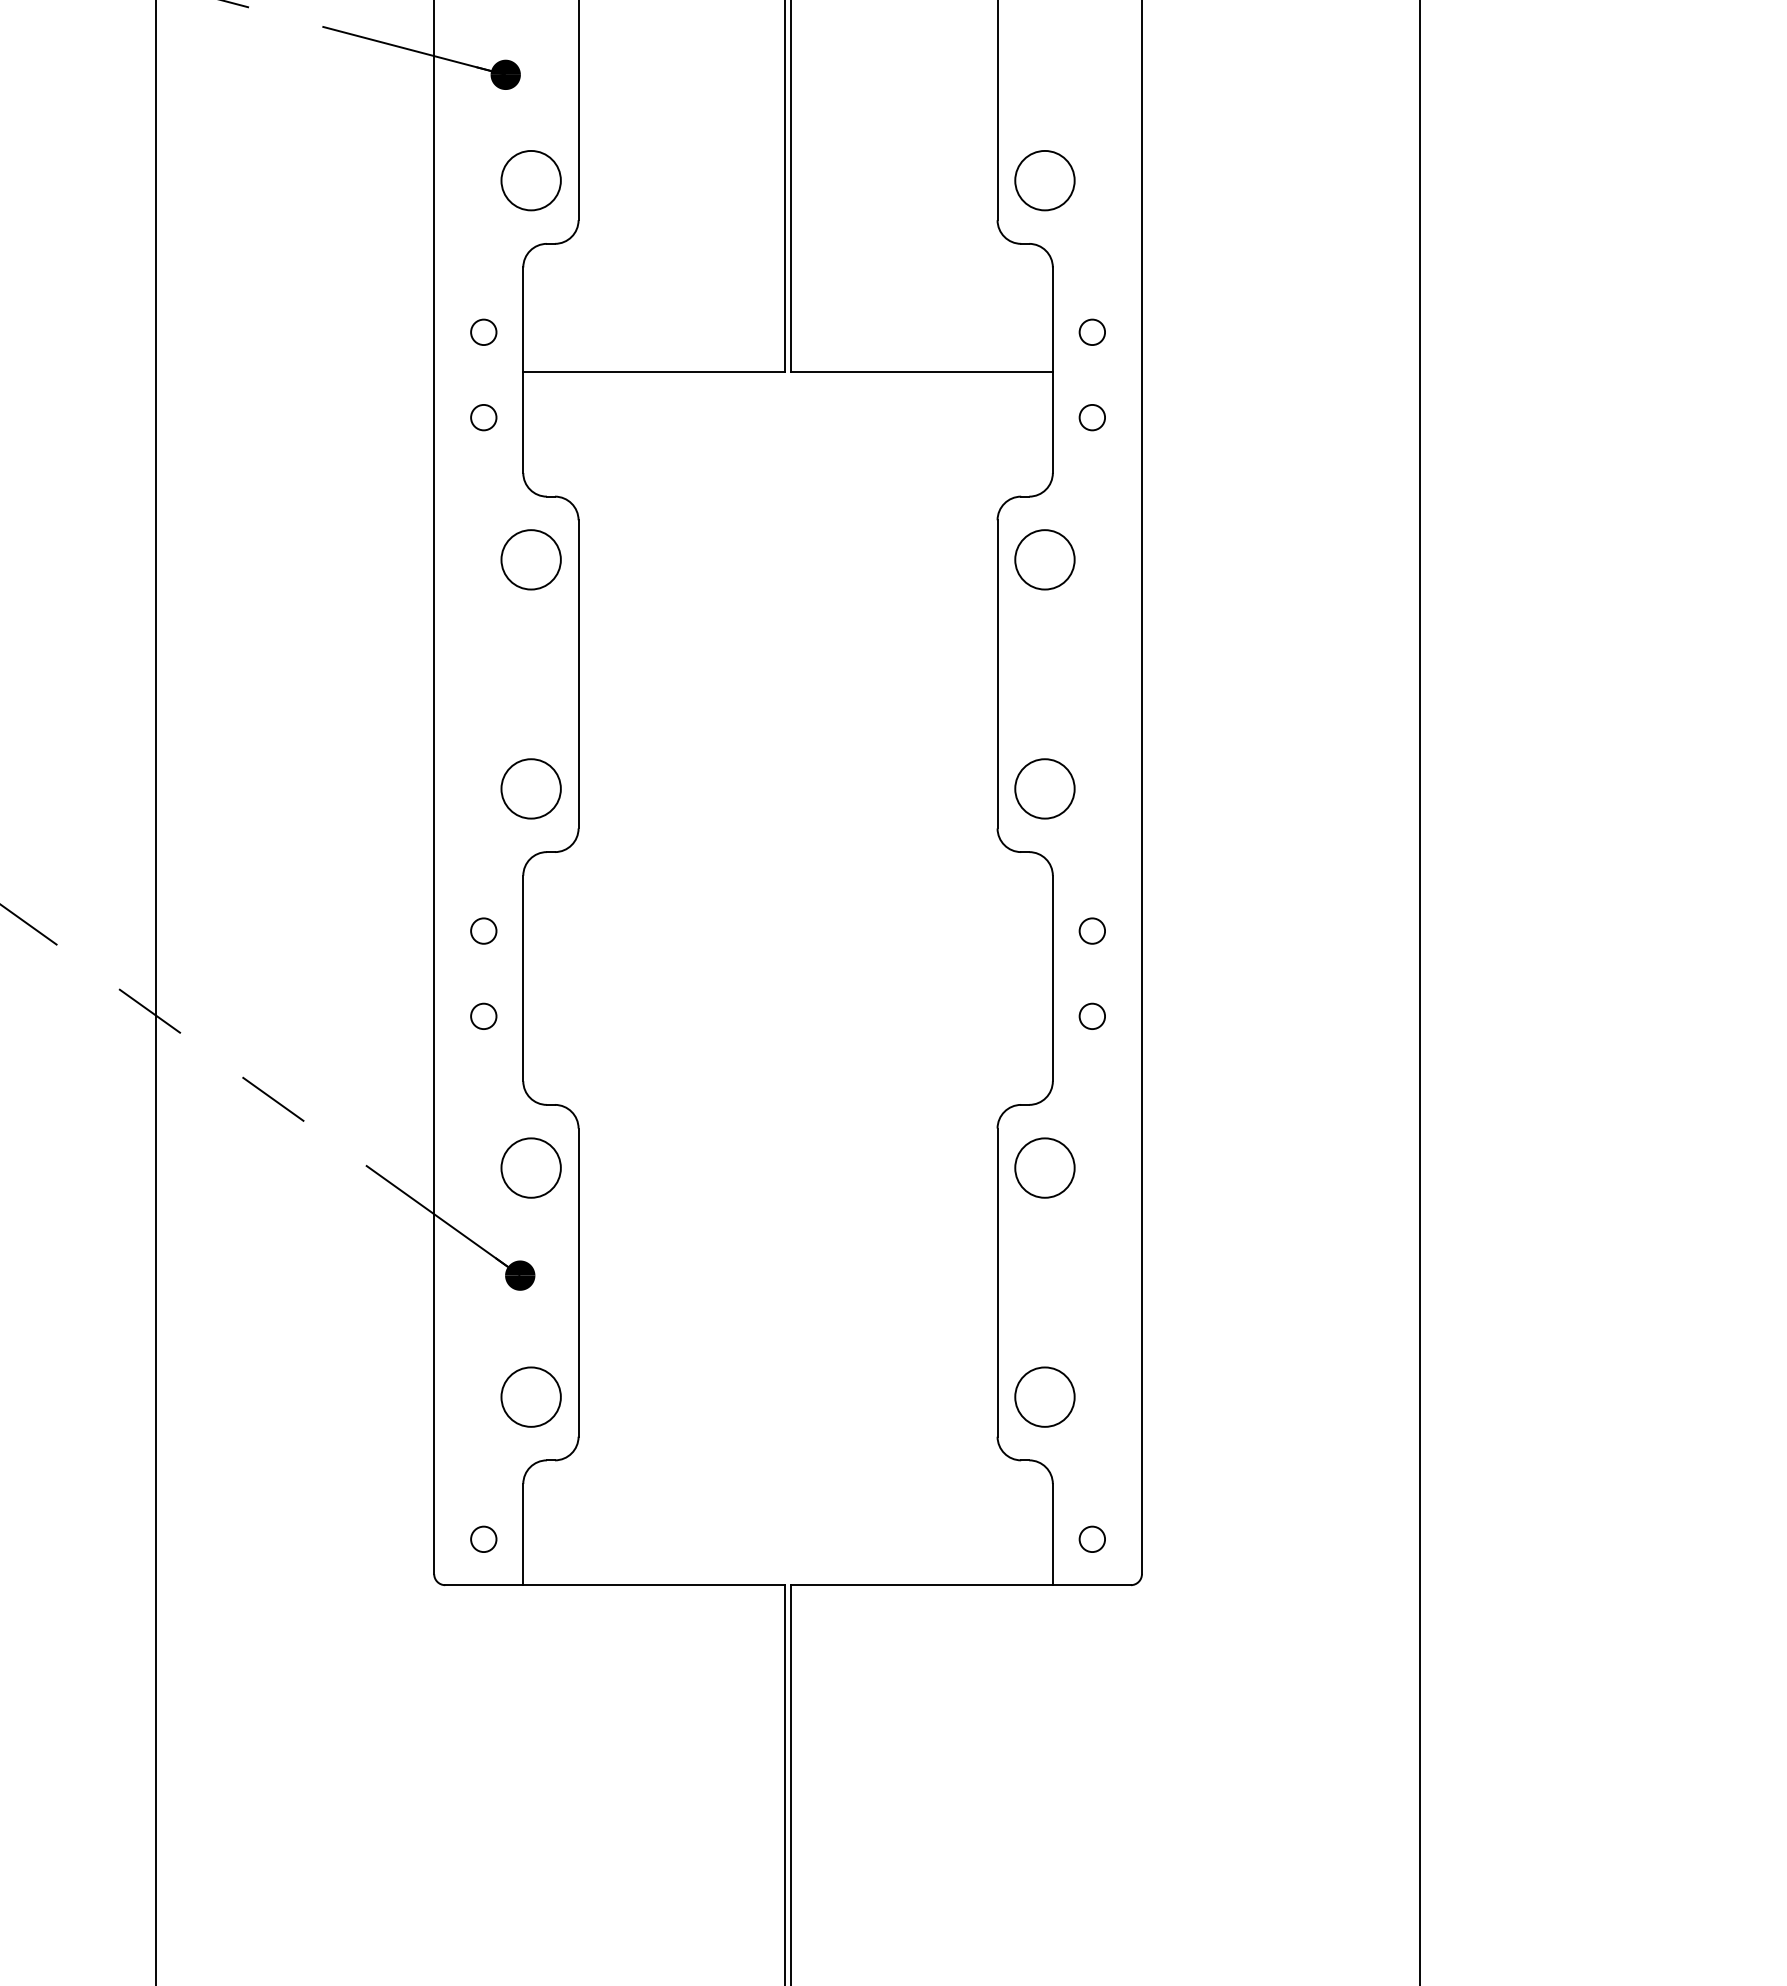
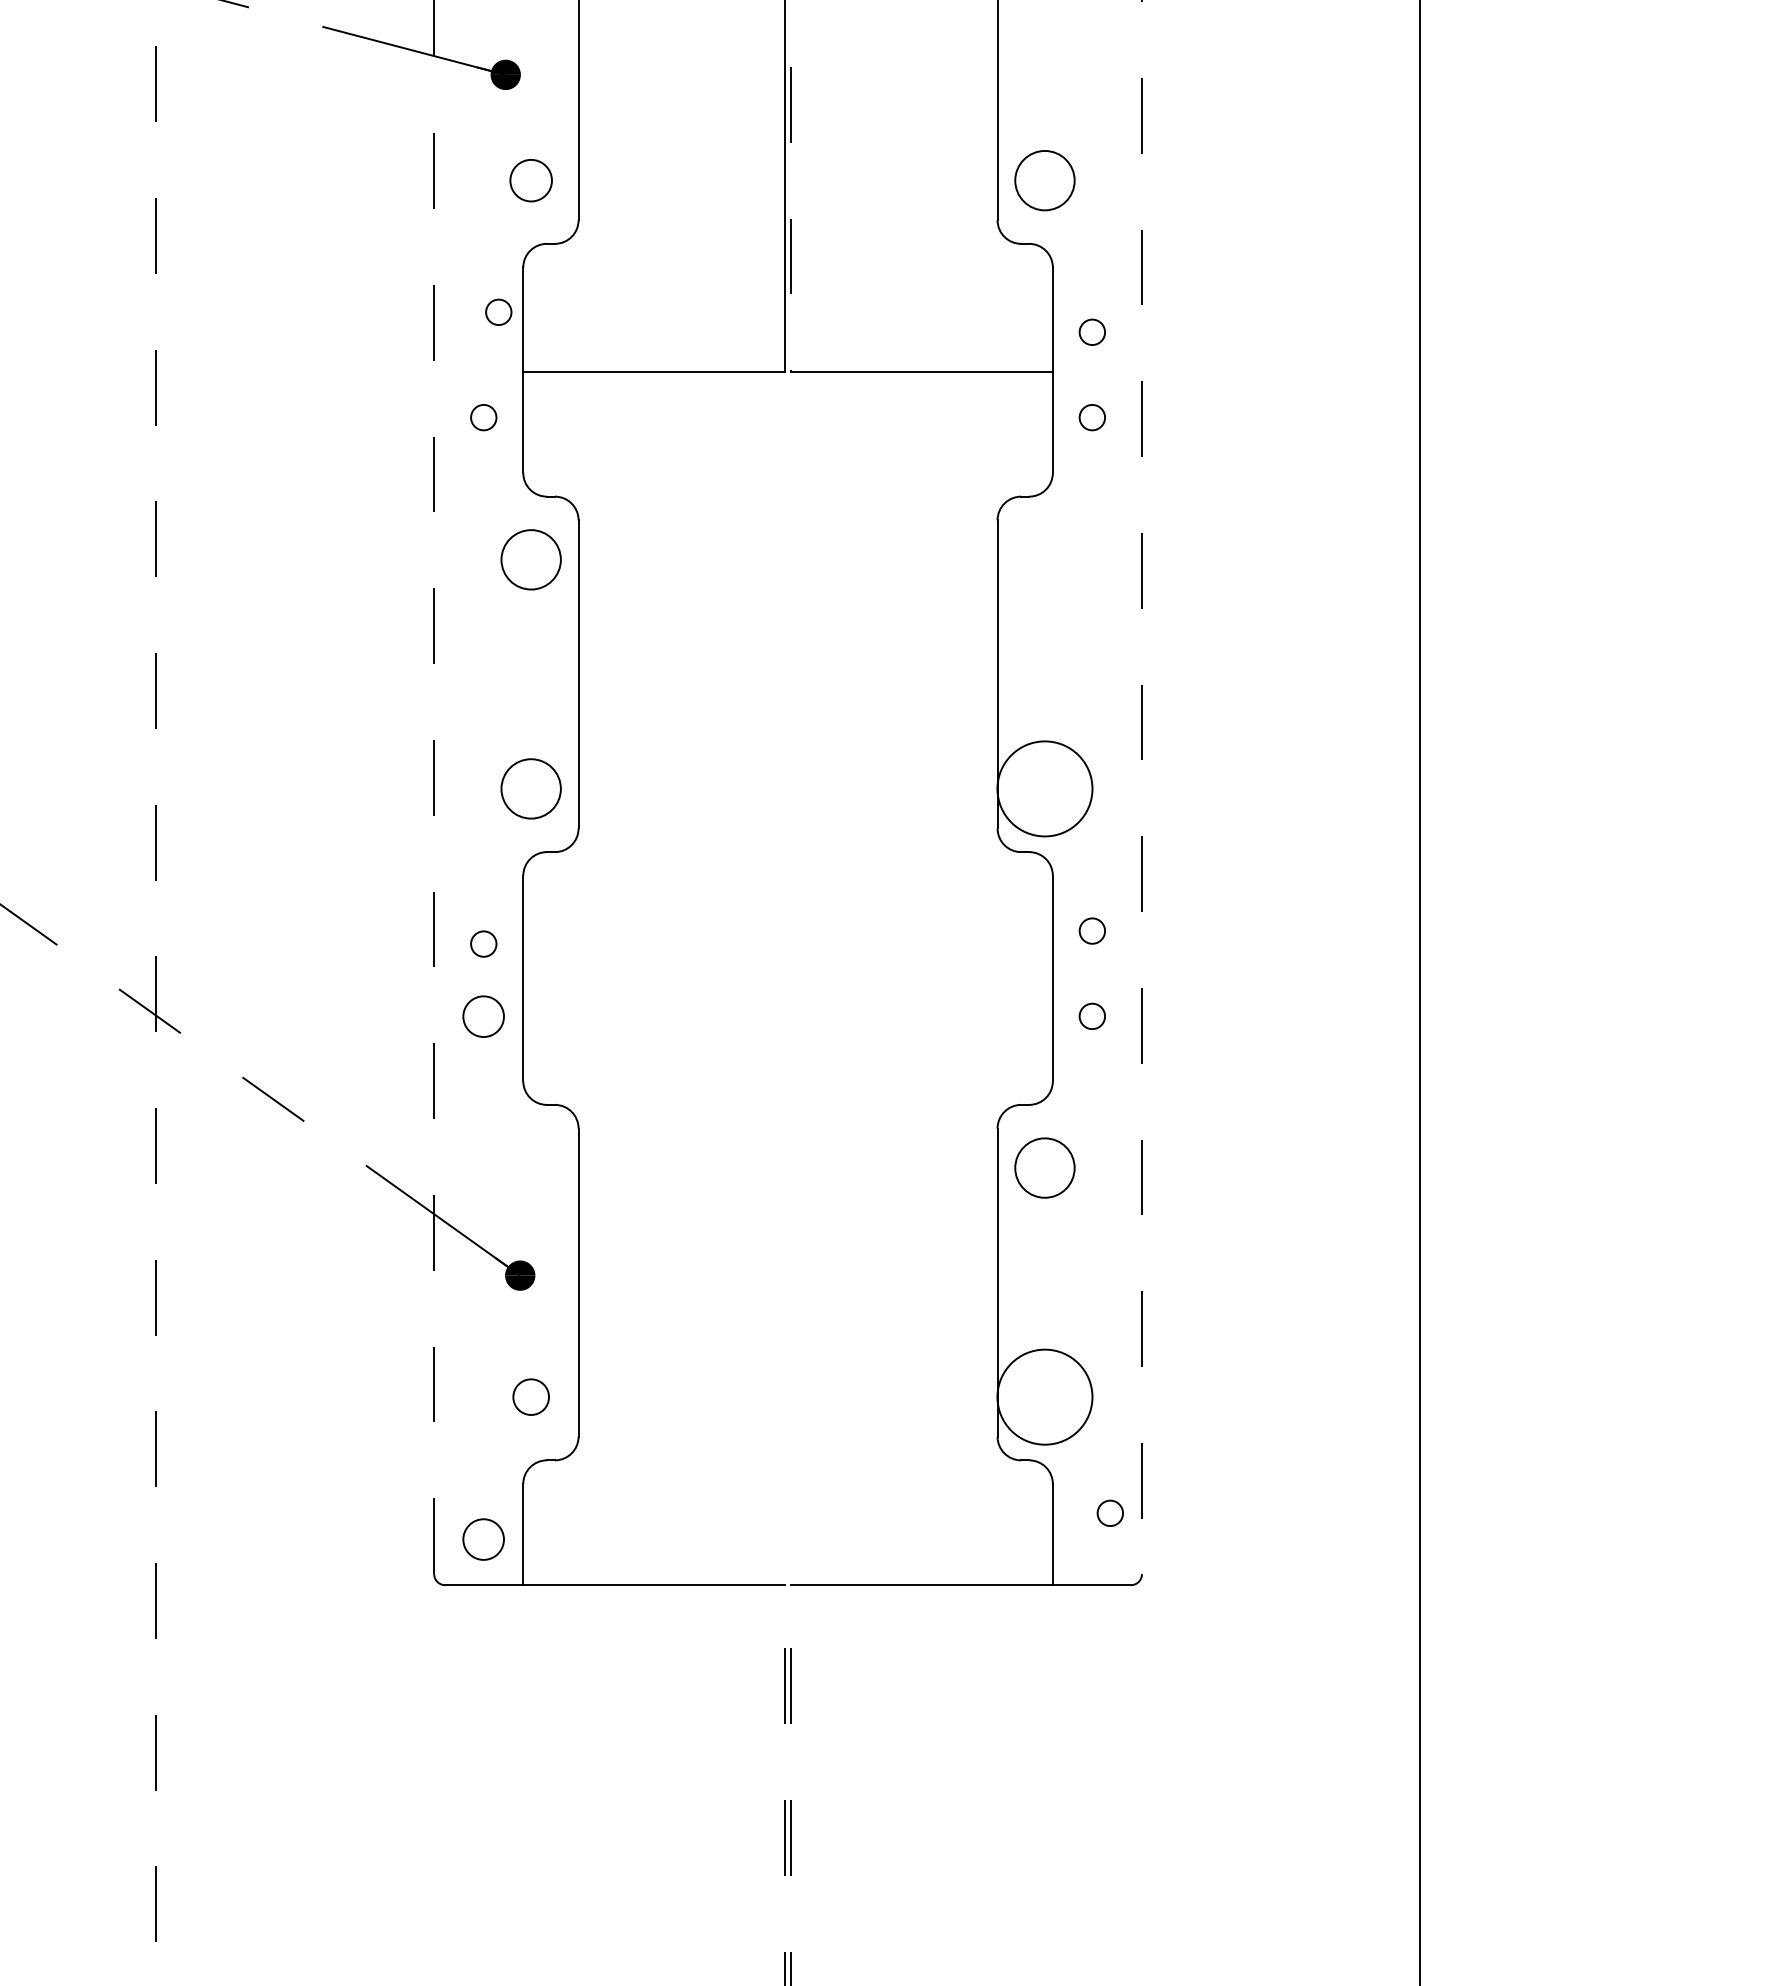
circle diameter: 59 px -> 42 px (530, 180)
line: solid -> dashed (791, 186)
circle position: (483, 331) -> (498, 311) (498, 311)
circle: present -> none (1044, 559)
line: solid -> dashed (434, 787)
line: solid -> dashed (1141, 787)
circle diameter: 59 px -> 95 px (1044, 788)
circle position: (483, 930) -> (483, 943) (483, 943)
line: solid -> dashed (156, 993)
circle size: 28x28 px -> 43x43 px (483, 1016)
circle: present -> none (530, 1167)
circle diameter: 59 px -> 36 px (531, 1396)
circle diameter: 59 px -> 95 px (1044, 1396)
circle size: 28x28 px -> 43x43 px (483, 1539)
circle position: (1091, 1538) -> (1109, 1512) (1109, 1512)
line: solid -> dashed (784, 1785)
line: solid -> dashed (791, 1785)
